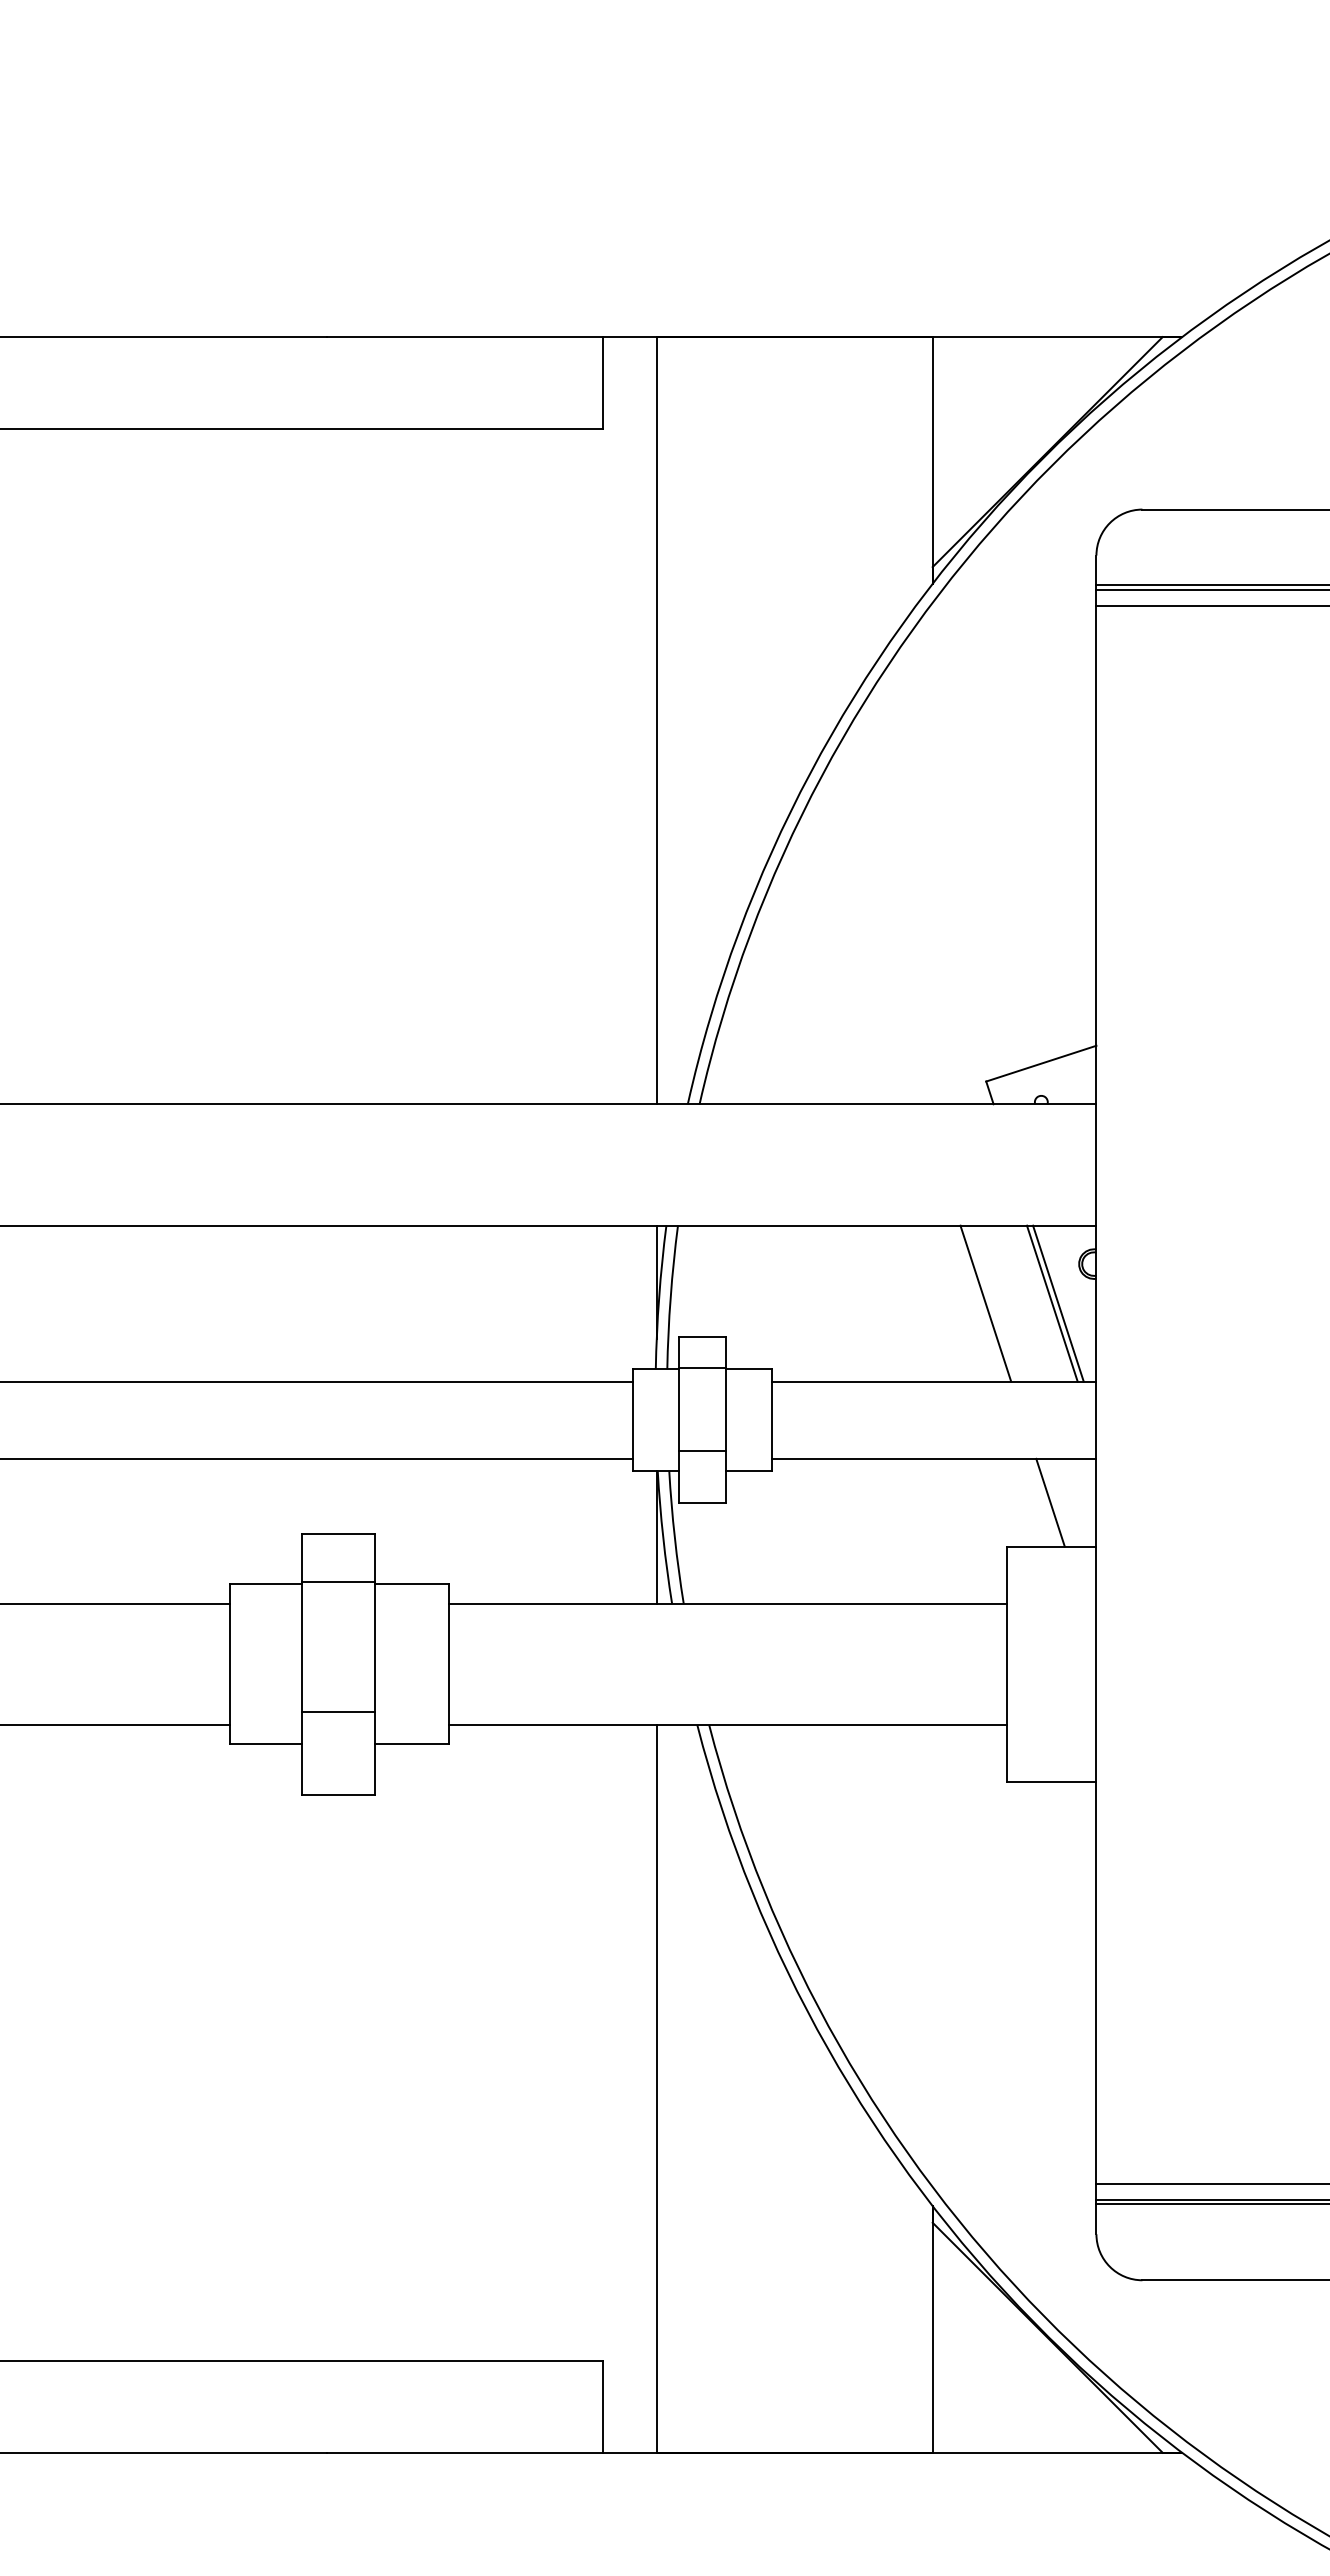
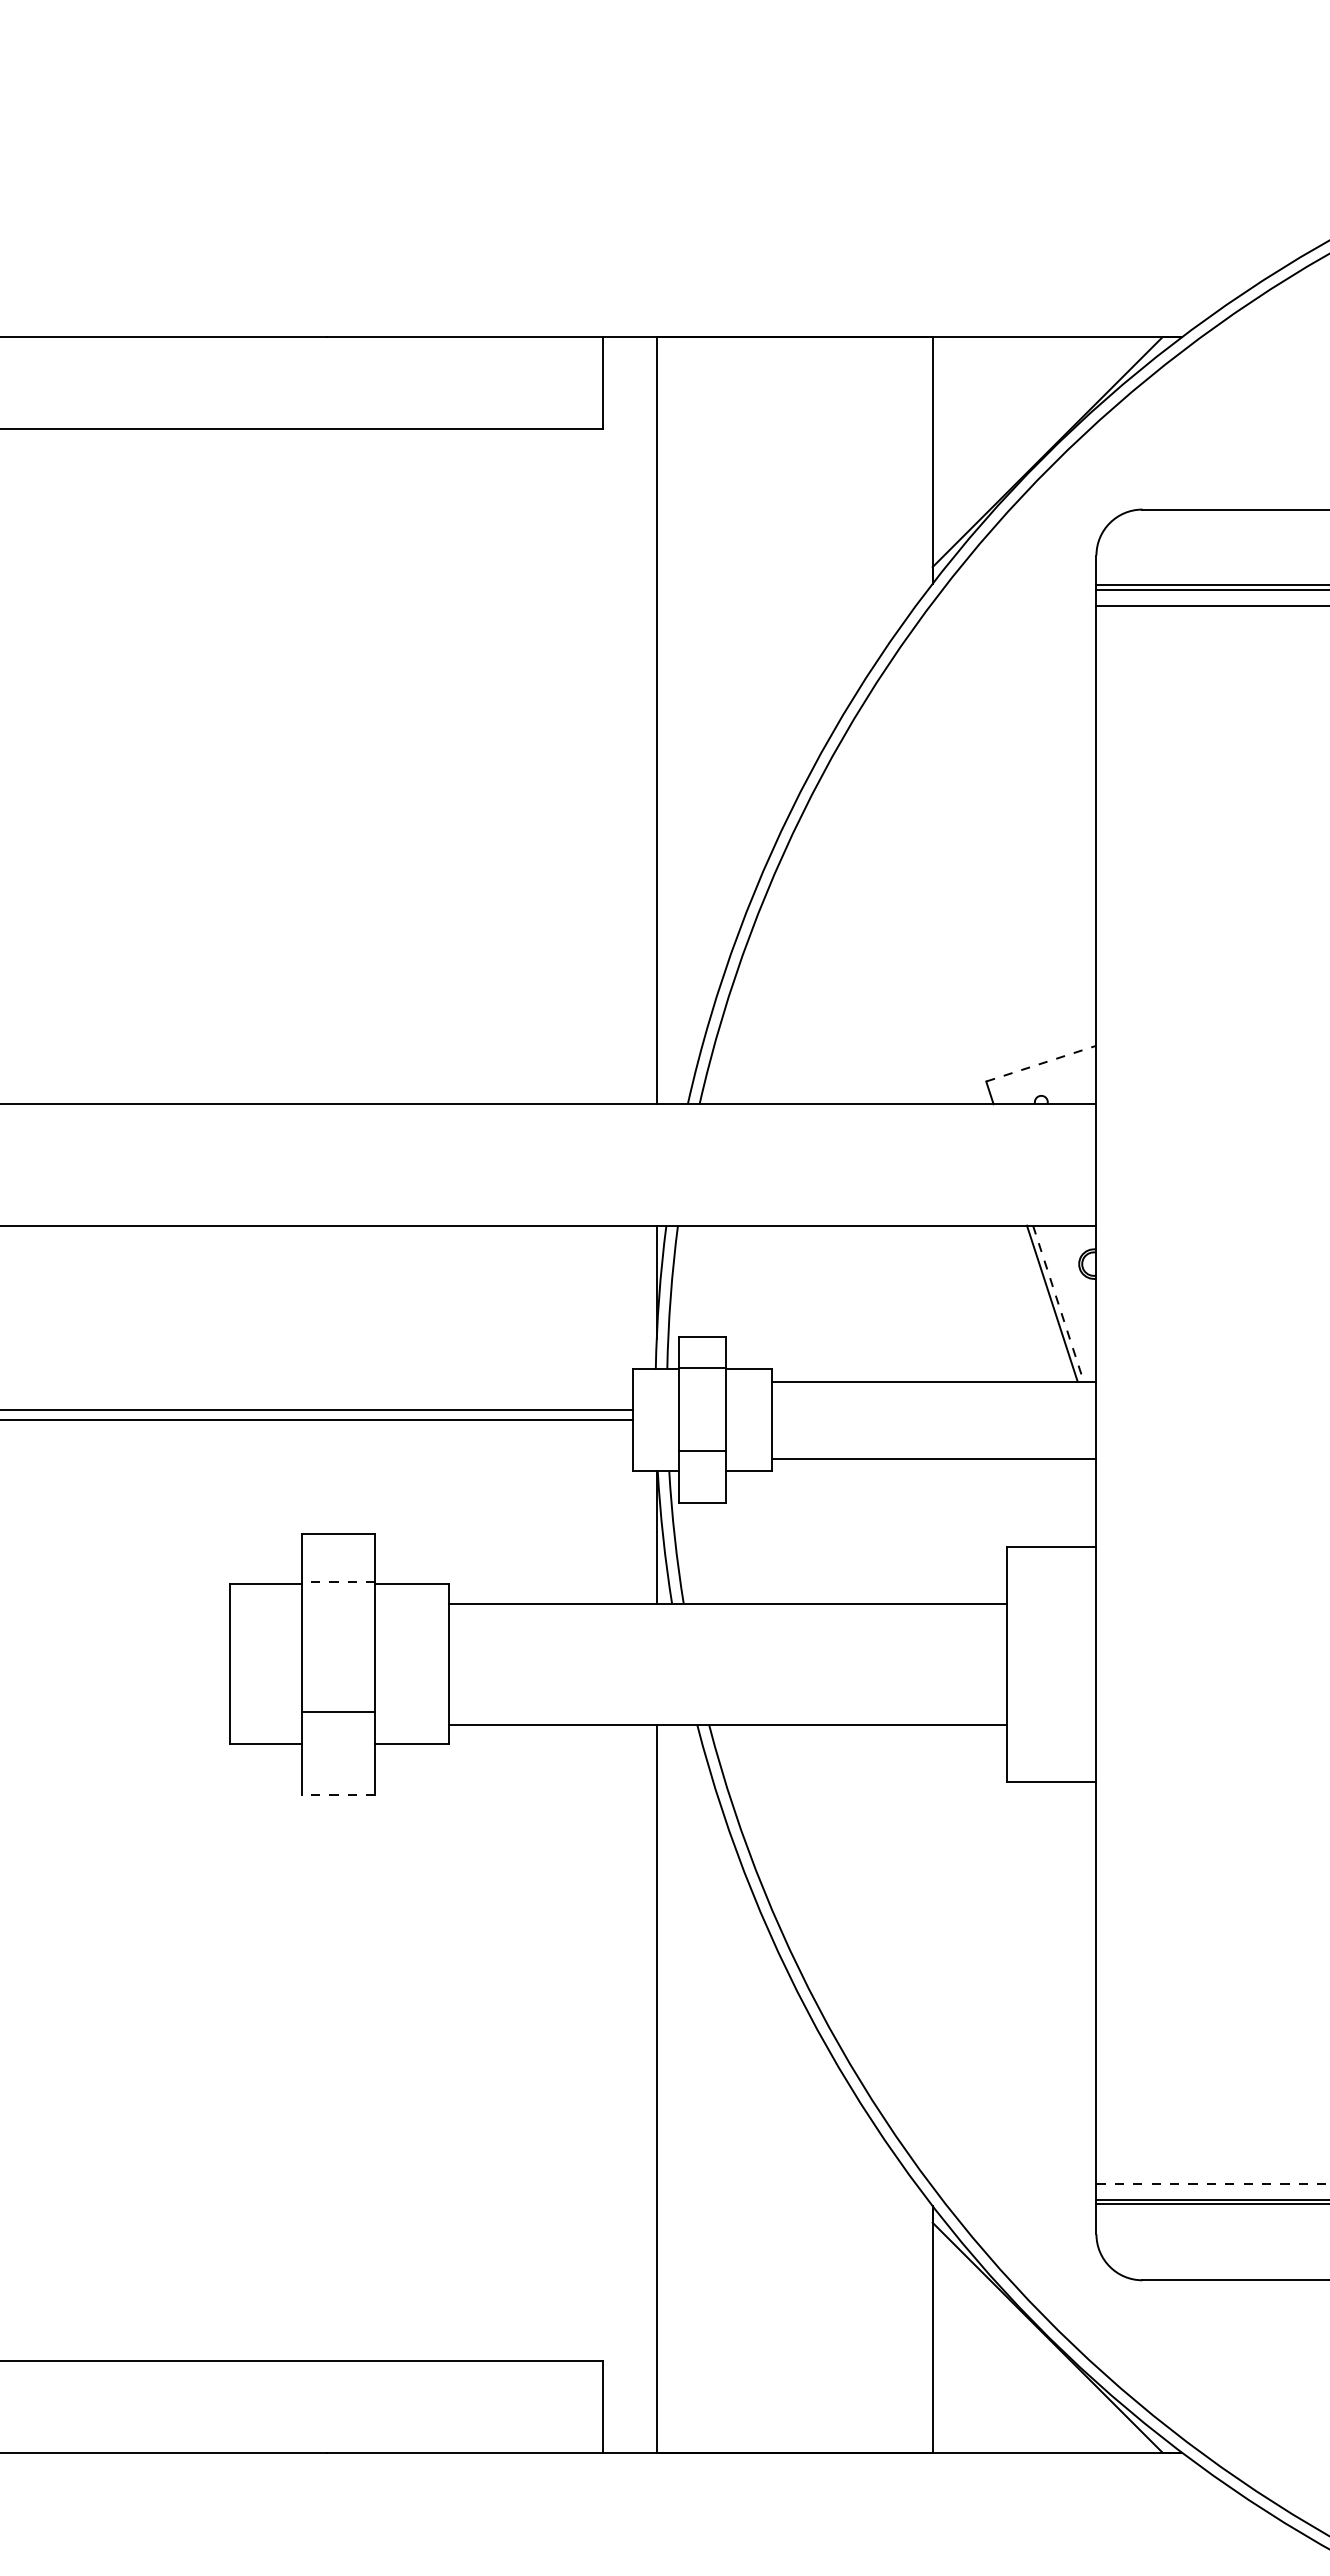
line: solid -> dashed (1041, 1063)
line: present -> none (985, 1303)
line: solid -> dashed (1058, 1303)
line position: (317, 1381) -> (317, 1409) (317, 1409)
line position: (317, 1458) -> (317, 1419) (317, 1419)
line: present -> none (1050, 1502)
line: solid -> dashed (338, 1581)
line: present -> none (116, 1603)
line: present -> none (116, 1725)
line: solid -> dashed (338, 1794)
line: solid -> dashed (1213, 2183)
